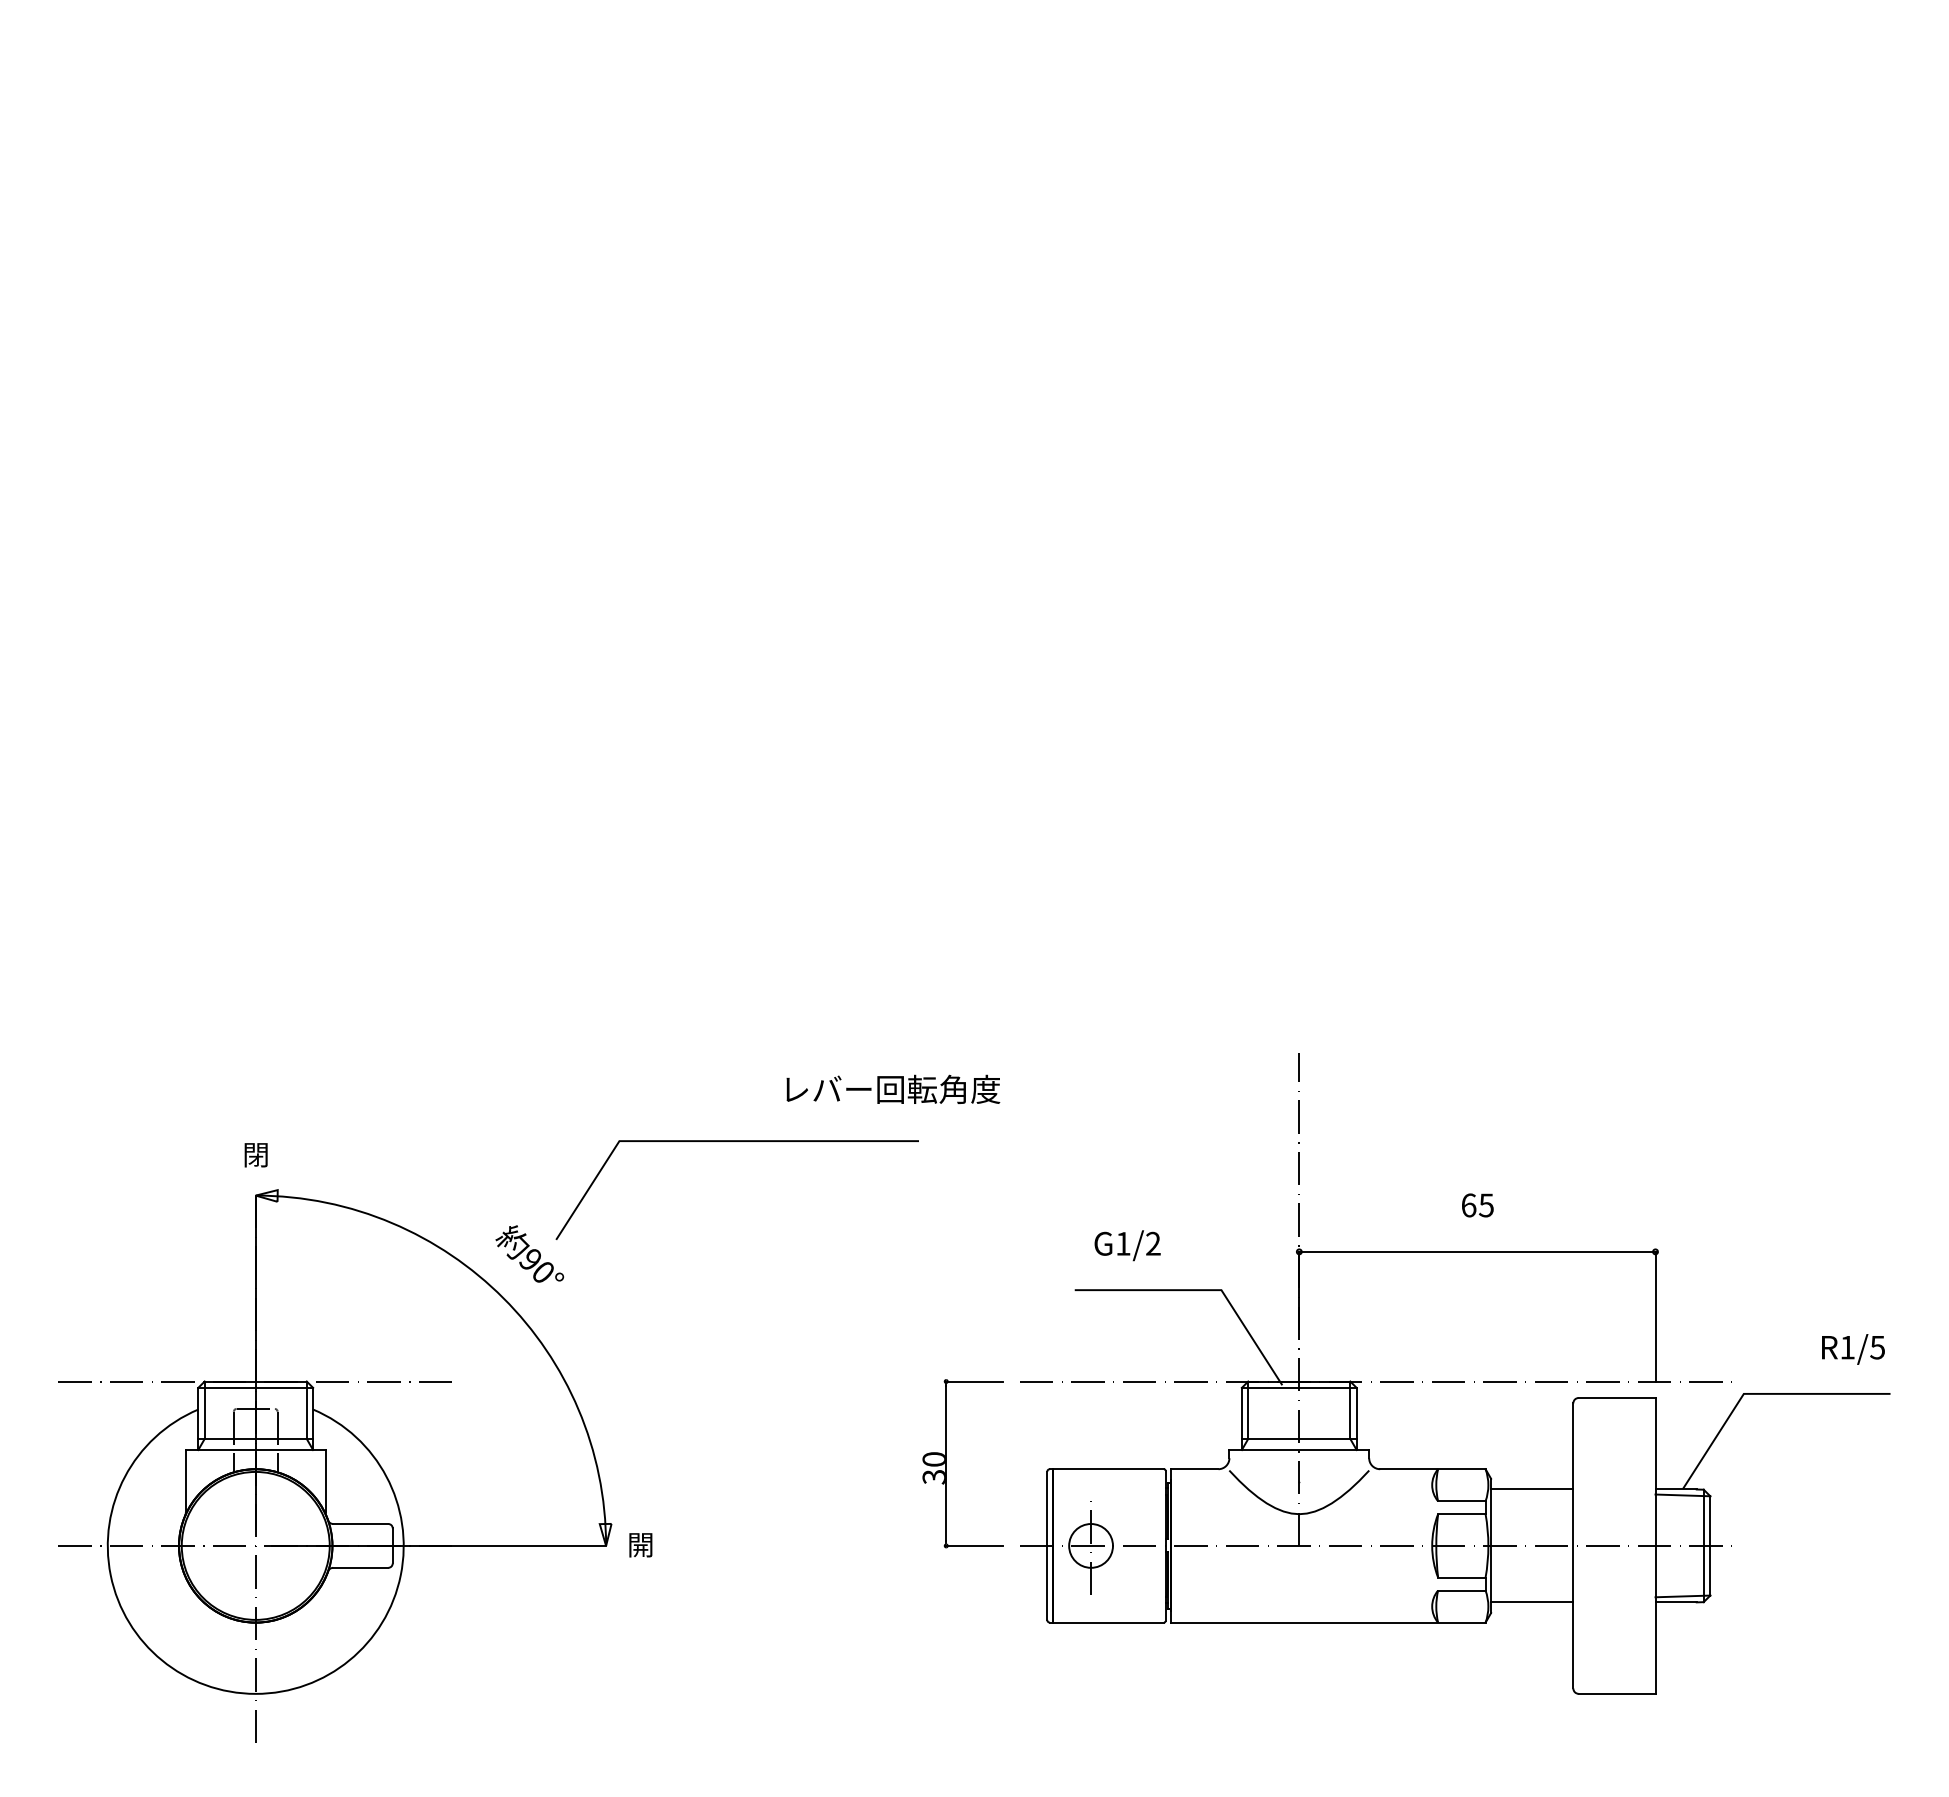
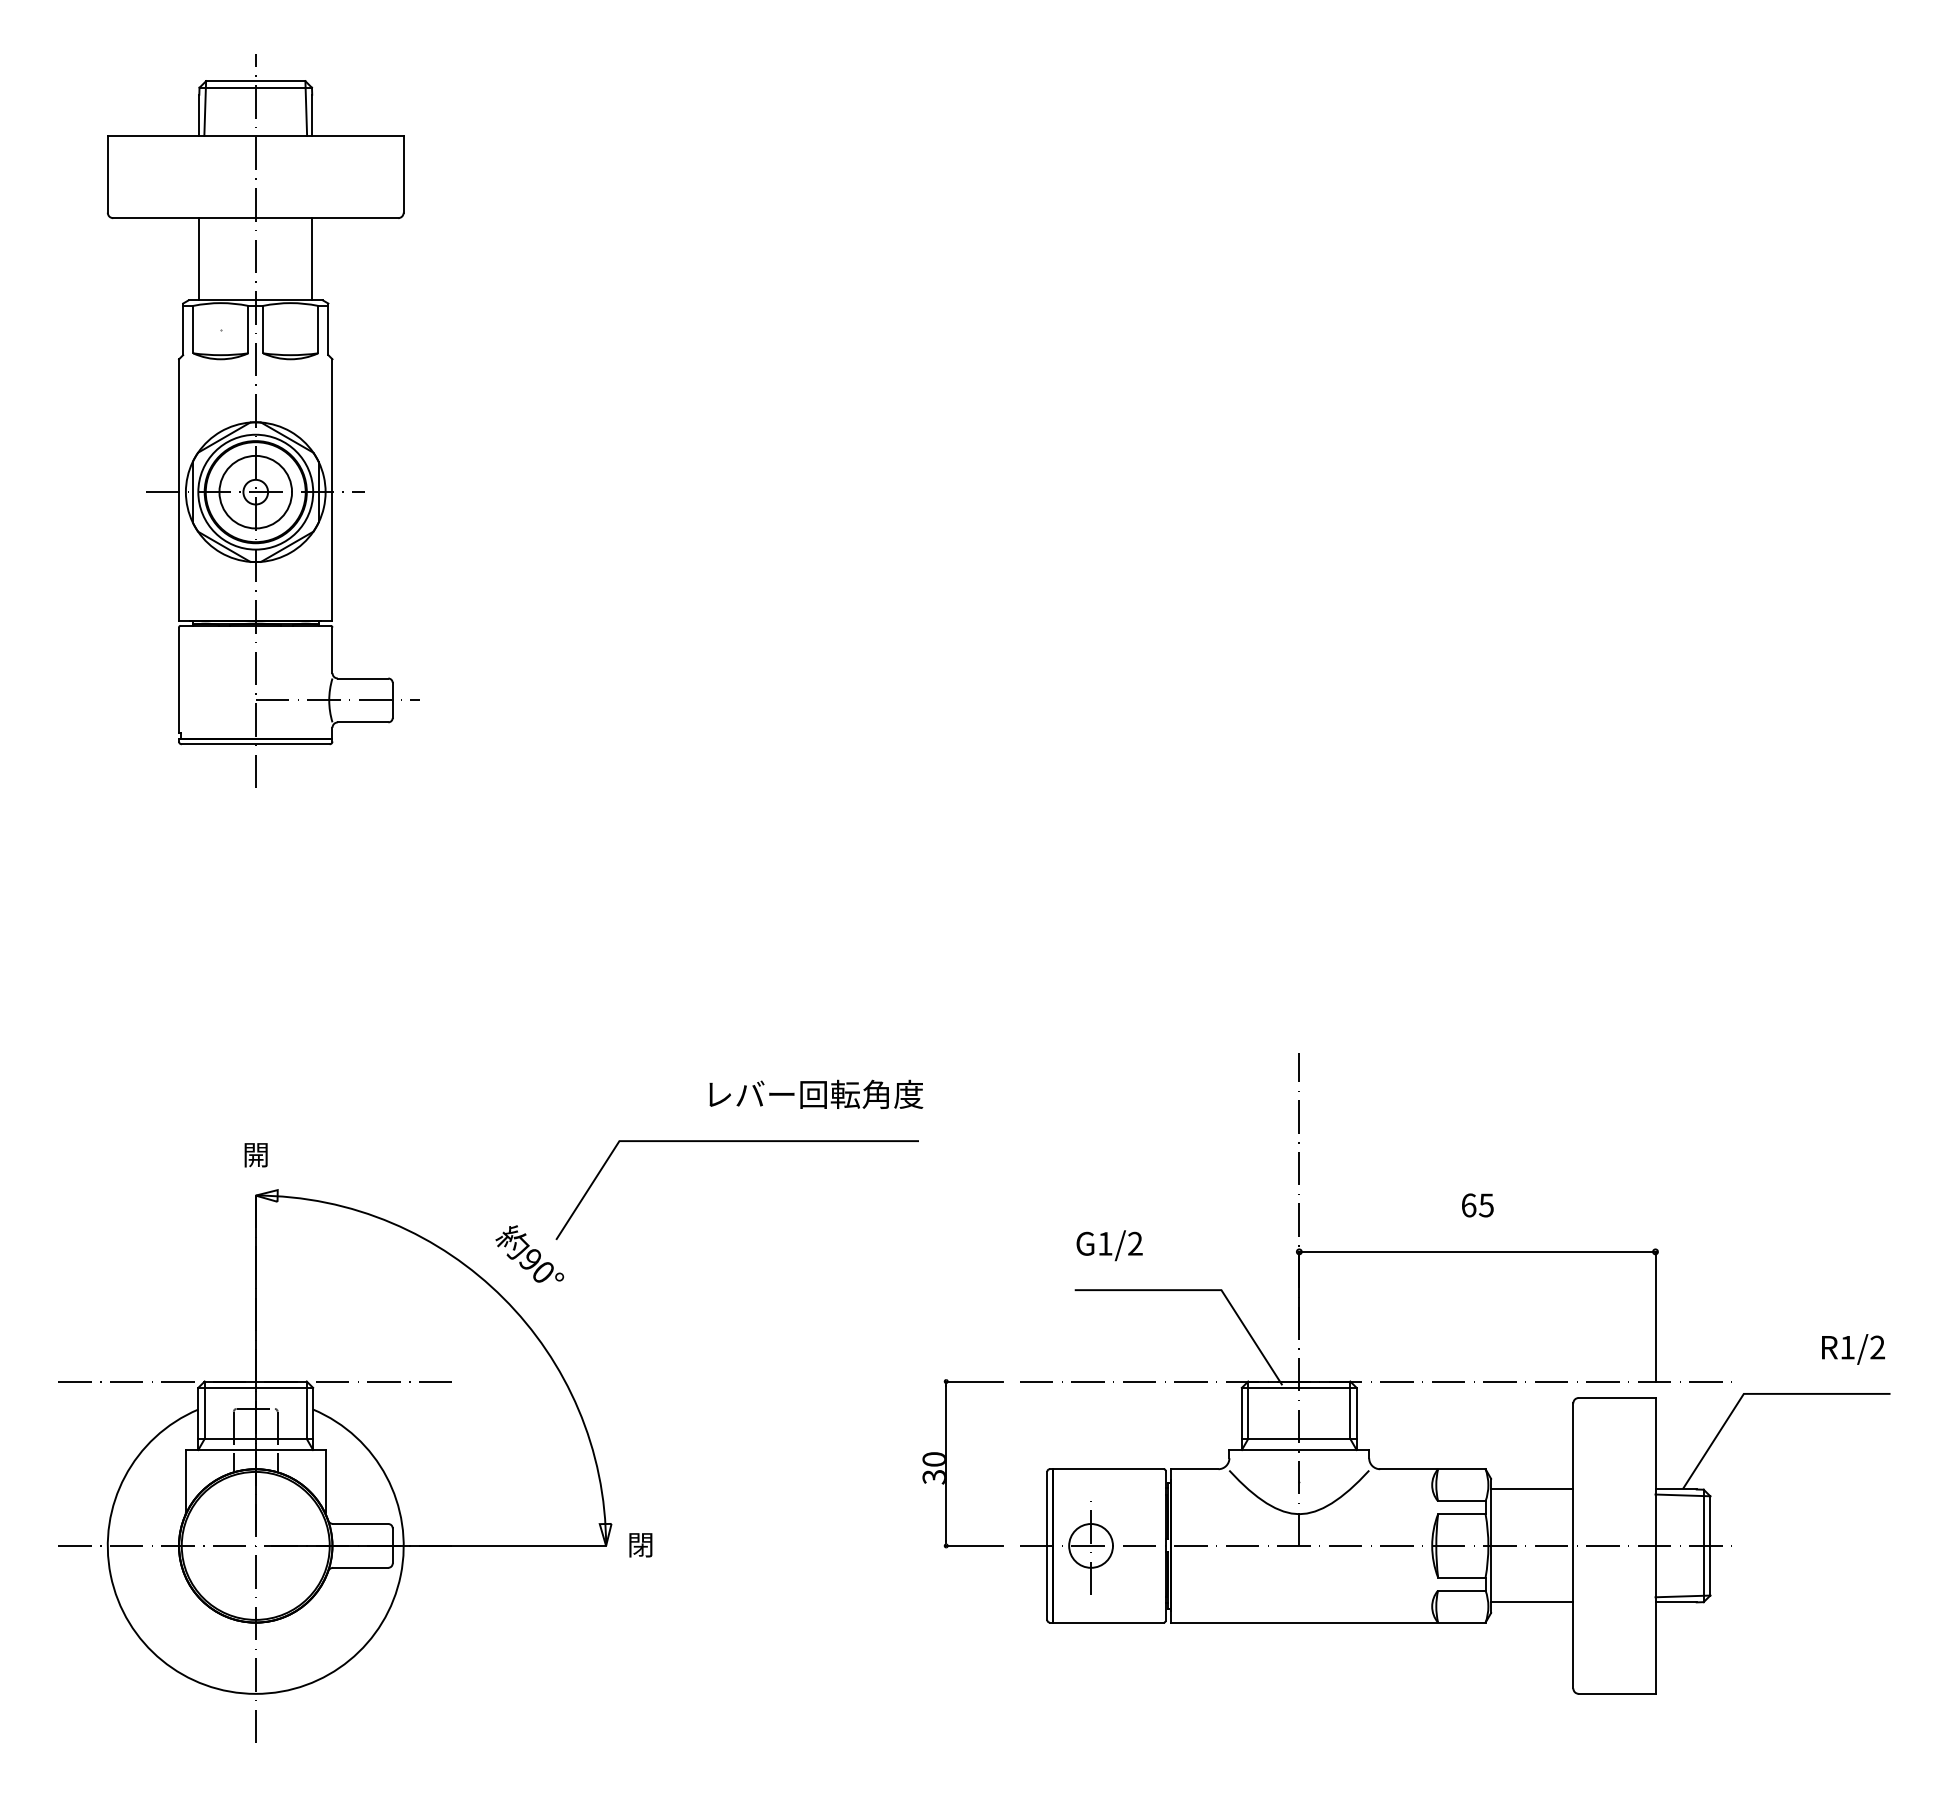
part: none -> present (263, 420)
text position: (893, 1088) -> (816, 1093) (816, 1093)
text: 閉 -> 開 (256, 1157)
text position: (1127, 1245) -> (1109, 1245) (1109, 1245)
text: R1/5 -> R1/2 (1877, 1347)
text: 開 -> 閉 (640, 1547)
